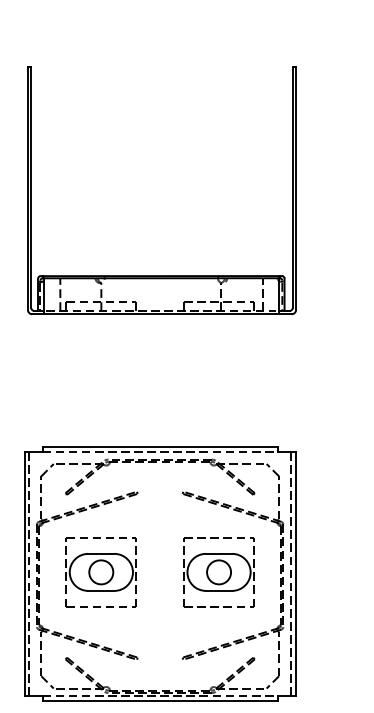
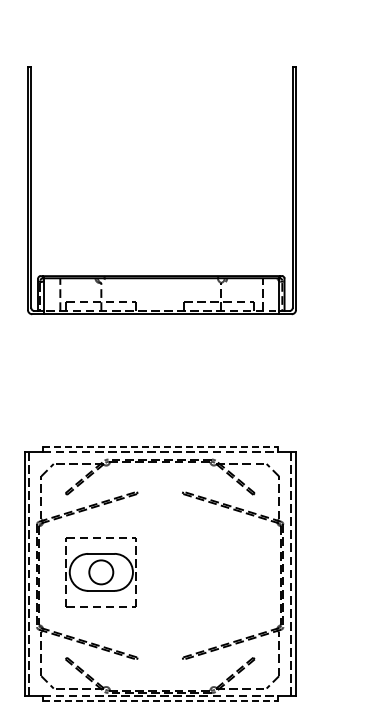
line: solid -> dashed (160, 447)
part: present -> none (218, 572)
line: solid -> dashed (160, 700)
